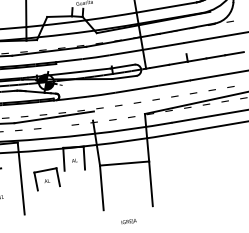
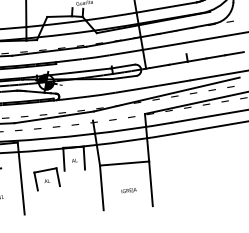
line: none -> present (166, 94)
line: none -> present (56, 126)
text position: (128, 221) -> (128, 190) (128, 190)
